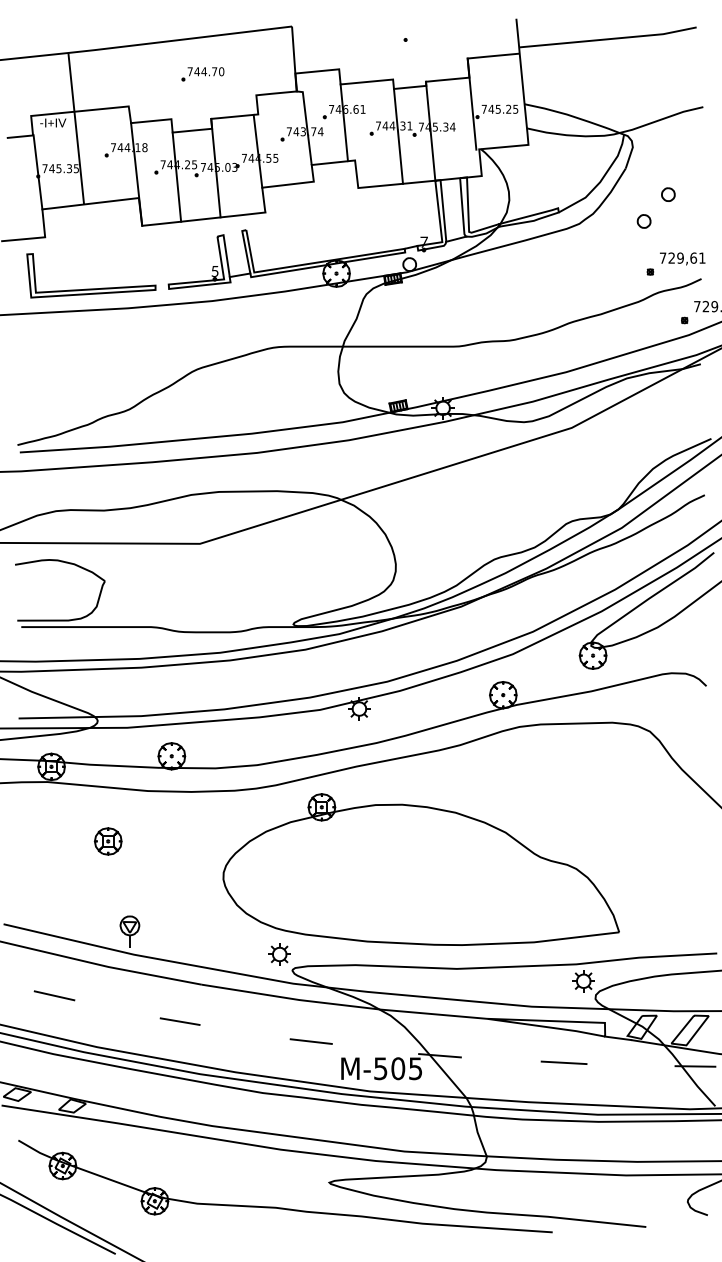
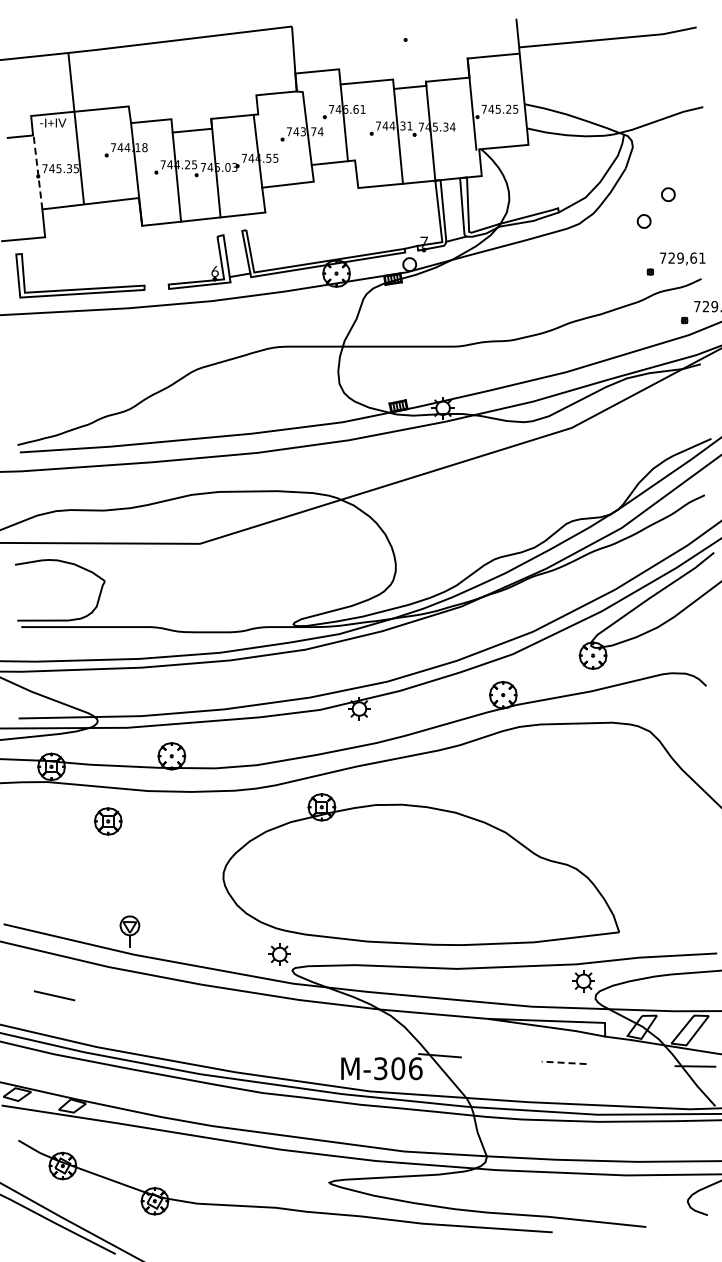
part: present -> none (202, 74)
line: solid -> dashed (37, 171)
text: 5 -> 6 (214, 271)
part position: (91, 288) -> (80, 288) (80, 288)
part position: (107, 841) -> (107, 821) (107, 821)
line: present -> none (179, 1021)
line: present -> none (310, 1041)
line: solid -> dashed (563, 1062)
text: M-505 -> M-306 (398, 1068)
